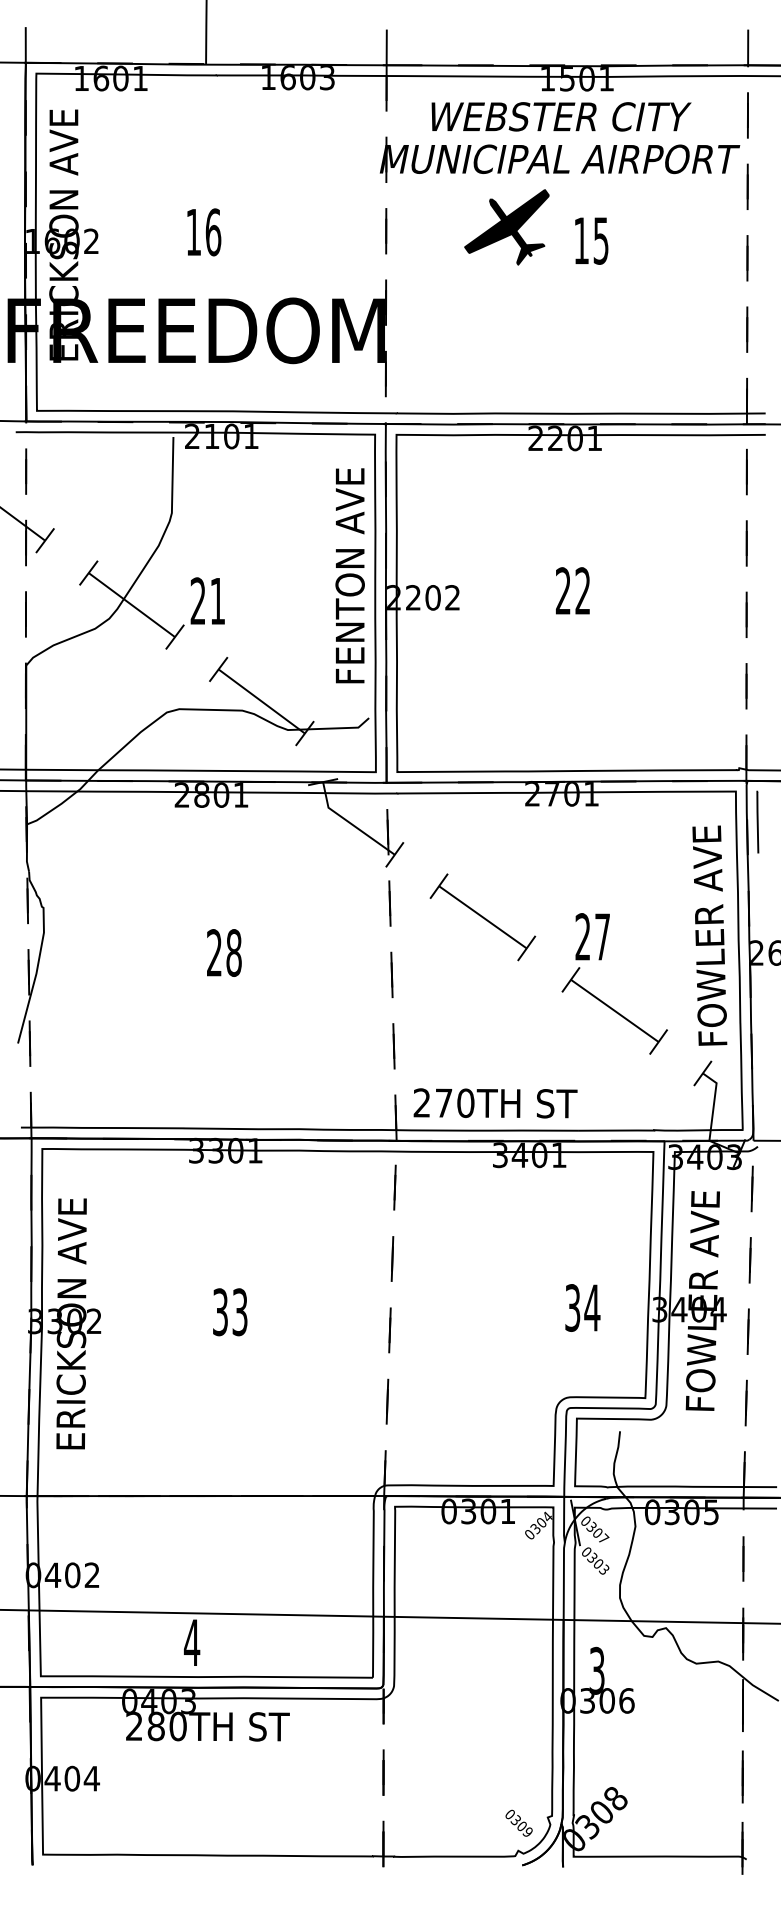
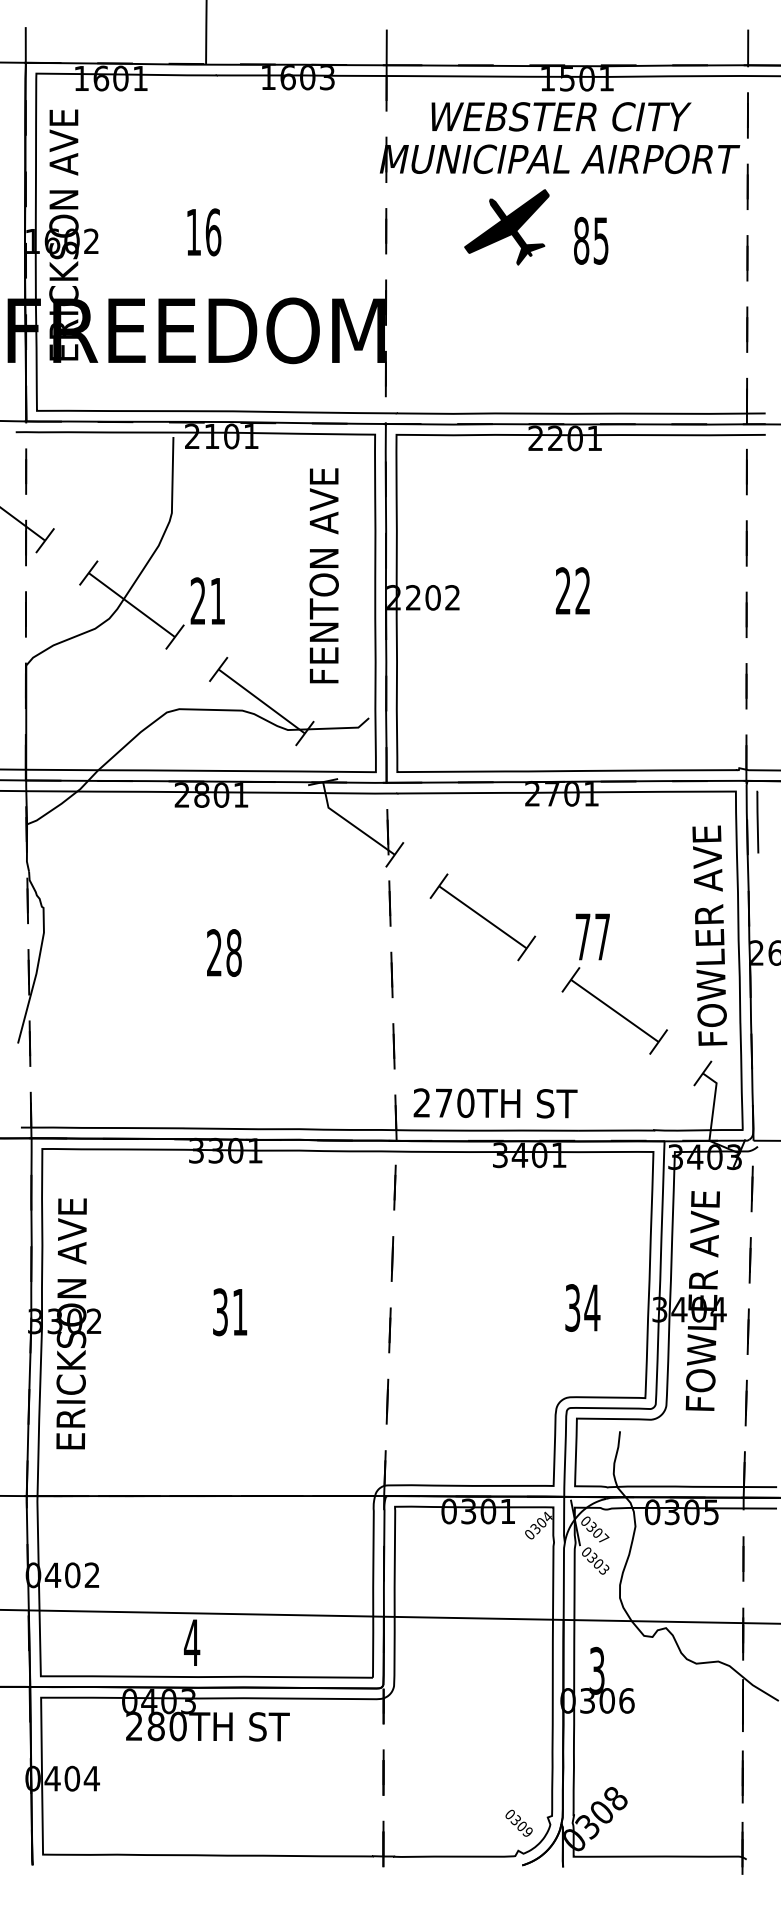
text: 15 -> 85 (581, 240)
text position: (349, 575) -> (323, 575) (323, 575)
text: 27 -> 77 (582, 936)
text: 33 -> 31 (239, 1312)
